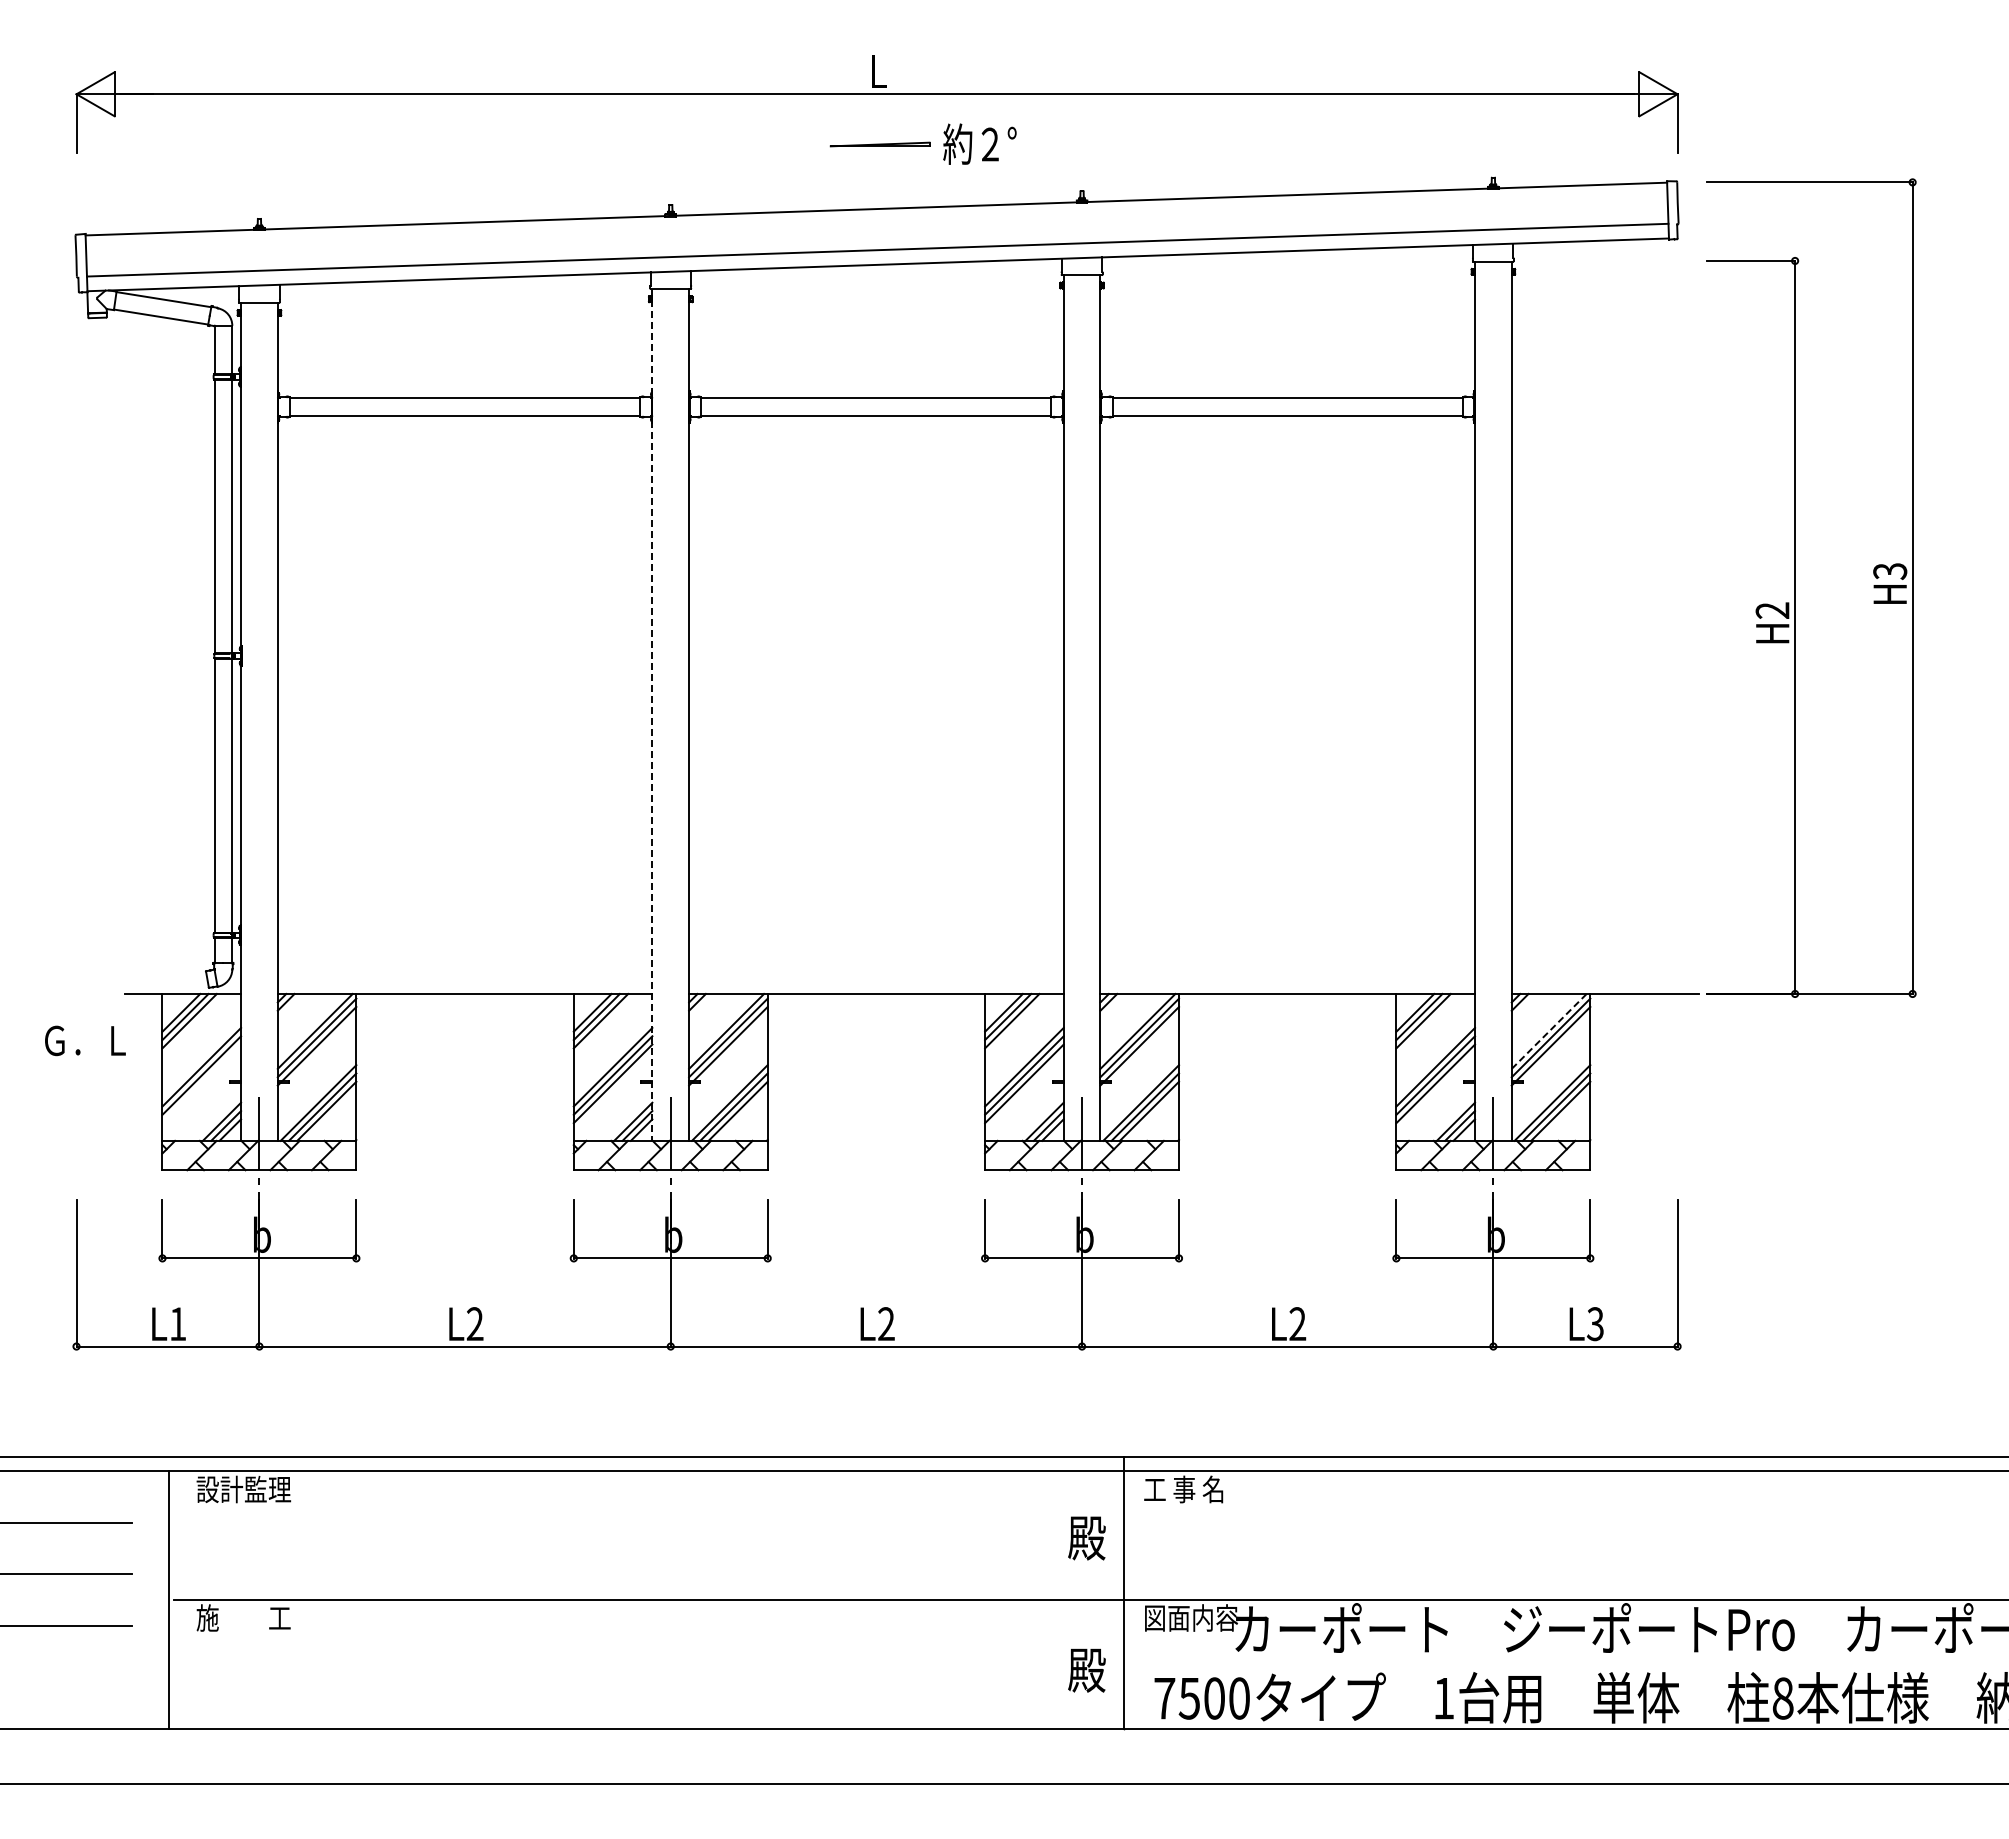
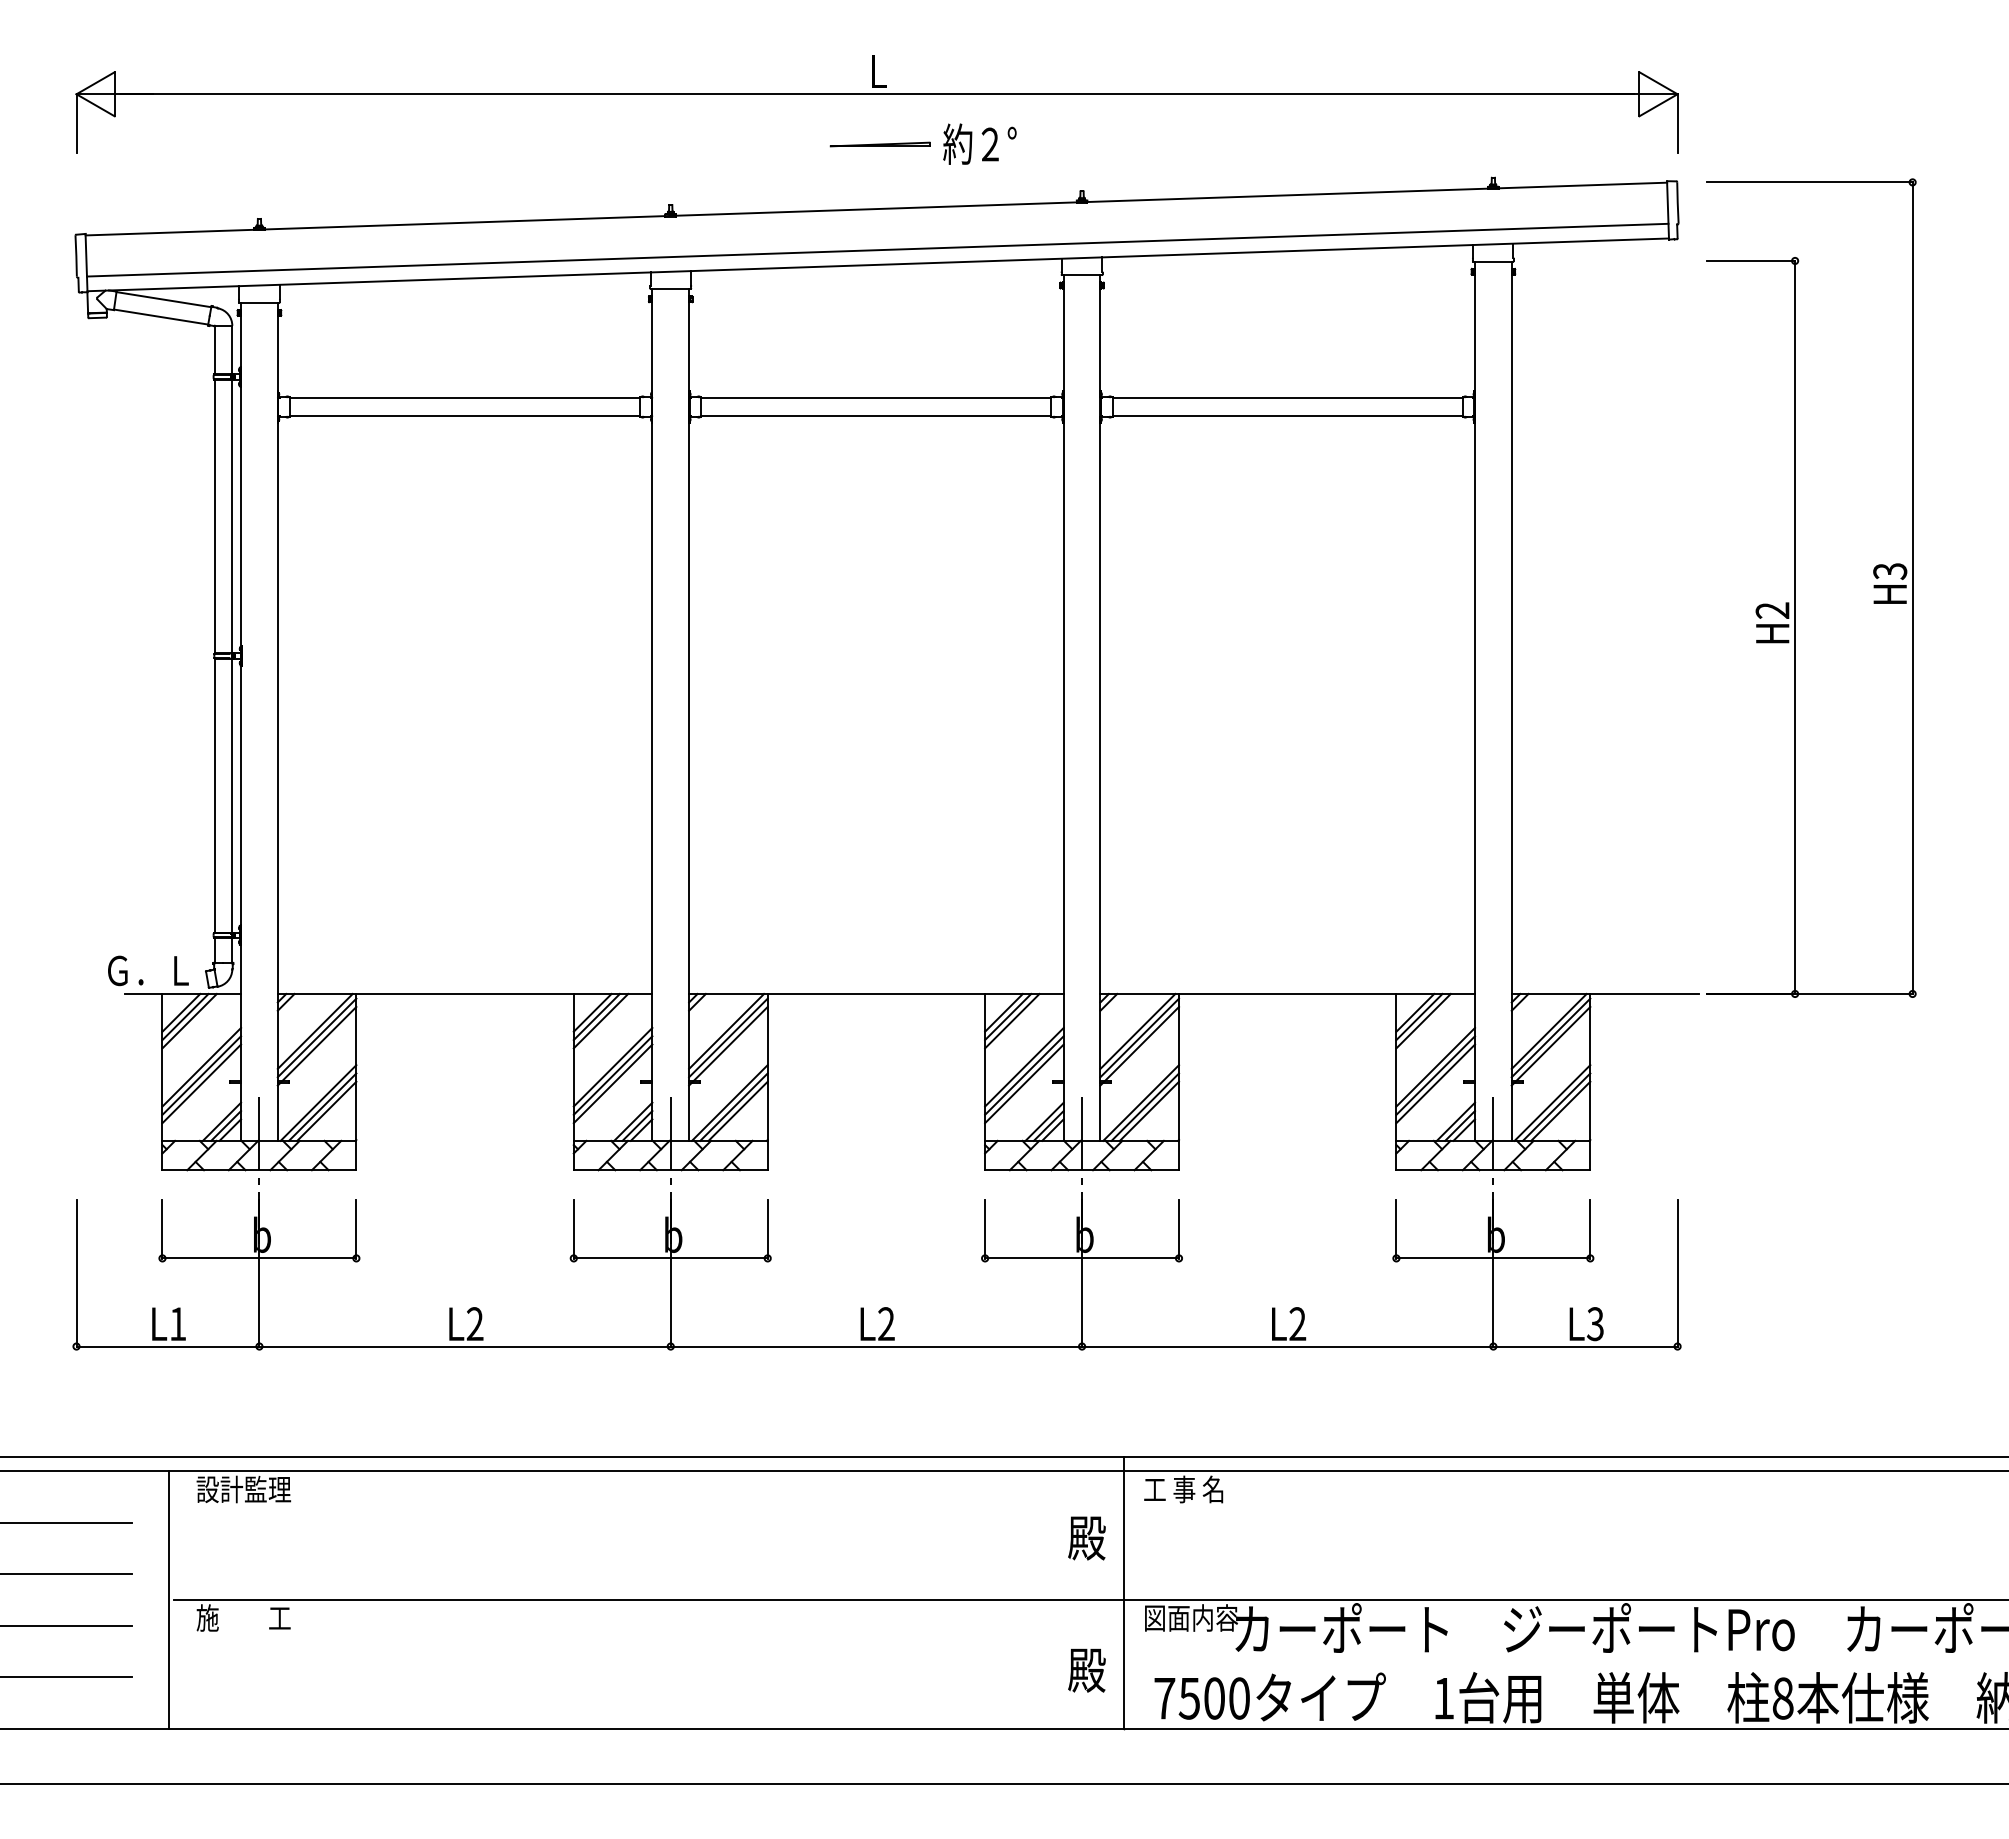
line: dashed -> solid (652, 715)
line: dashed -> solid (1549, 1031)
text position: (85, 1040) -> (148, 970) (148, 970)
line: none -> present (201, 1083)
line: none -> present (67, 1677)
